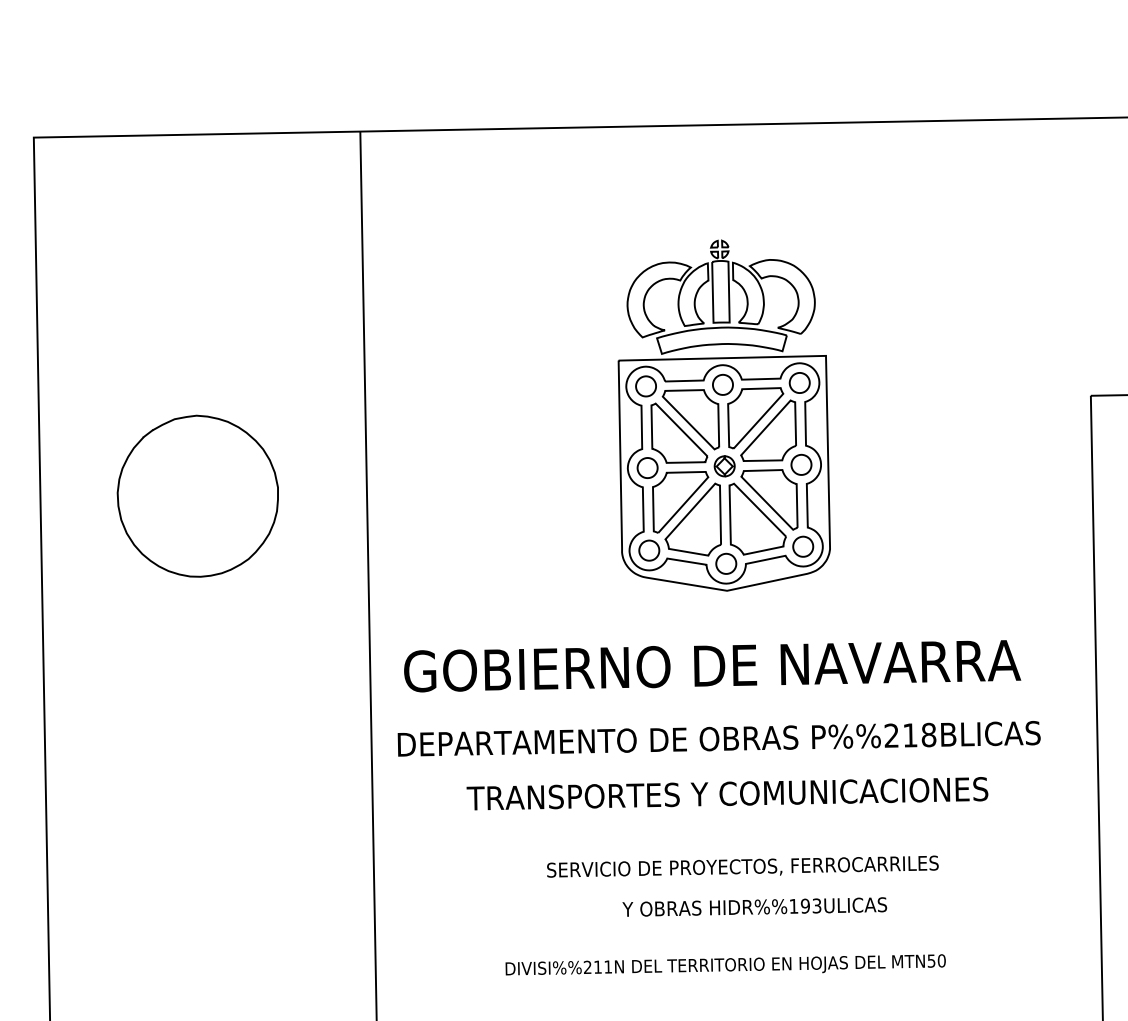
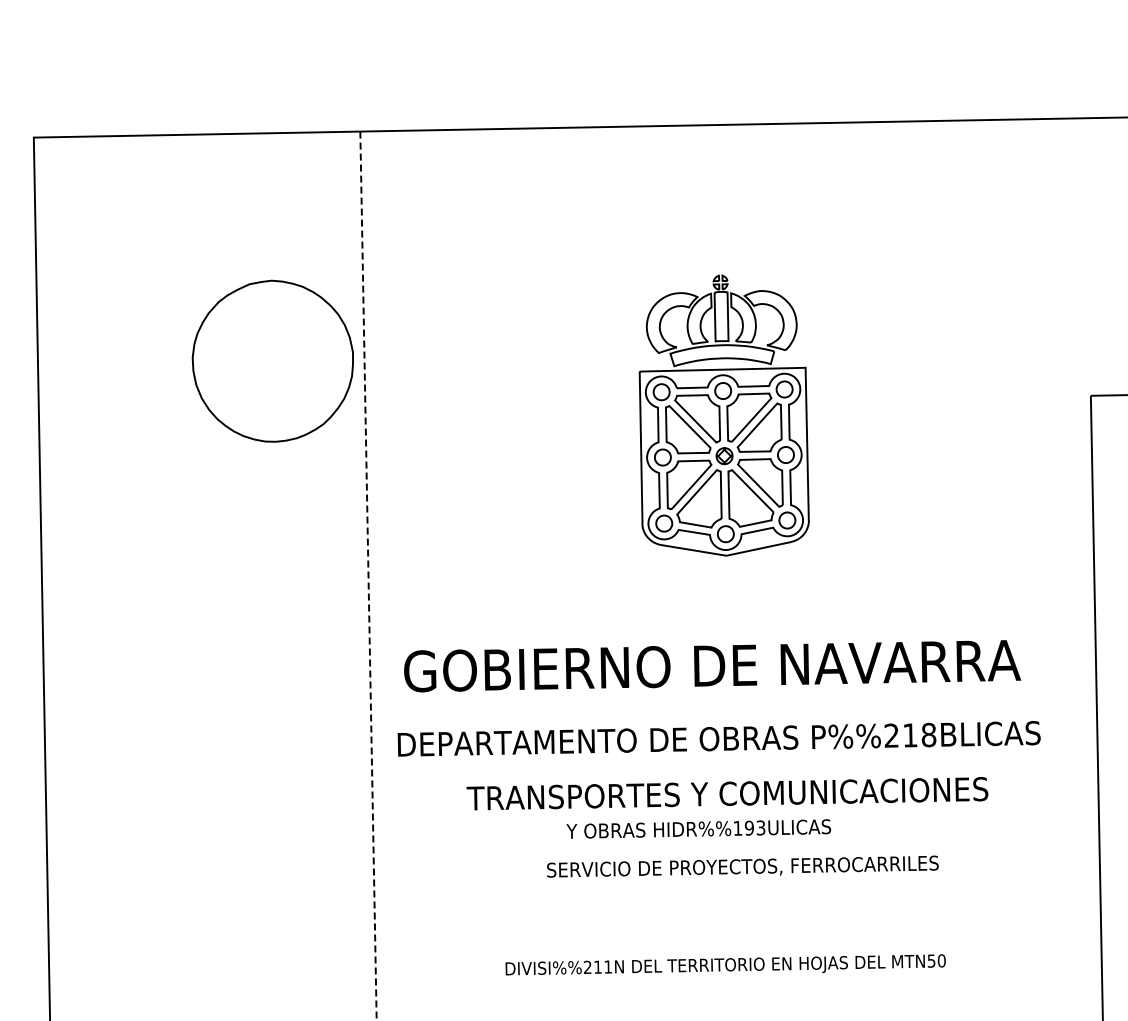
part size: 214x353 px -> 172x283 px (723, 415)
part position: (197, 495) -> (272, 360) (272, 360)
line: solid -> dashed (368, 576)
text position: (754, 906) -> (698, 828) (698, 828)
